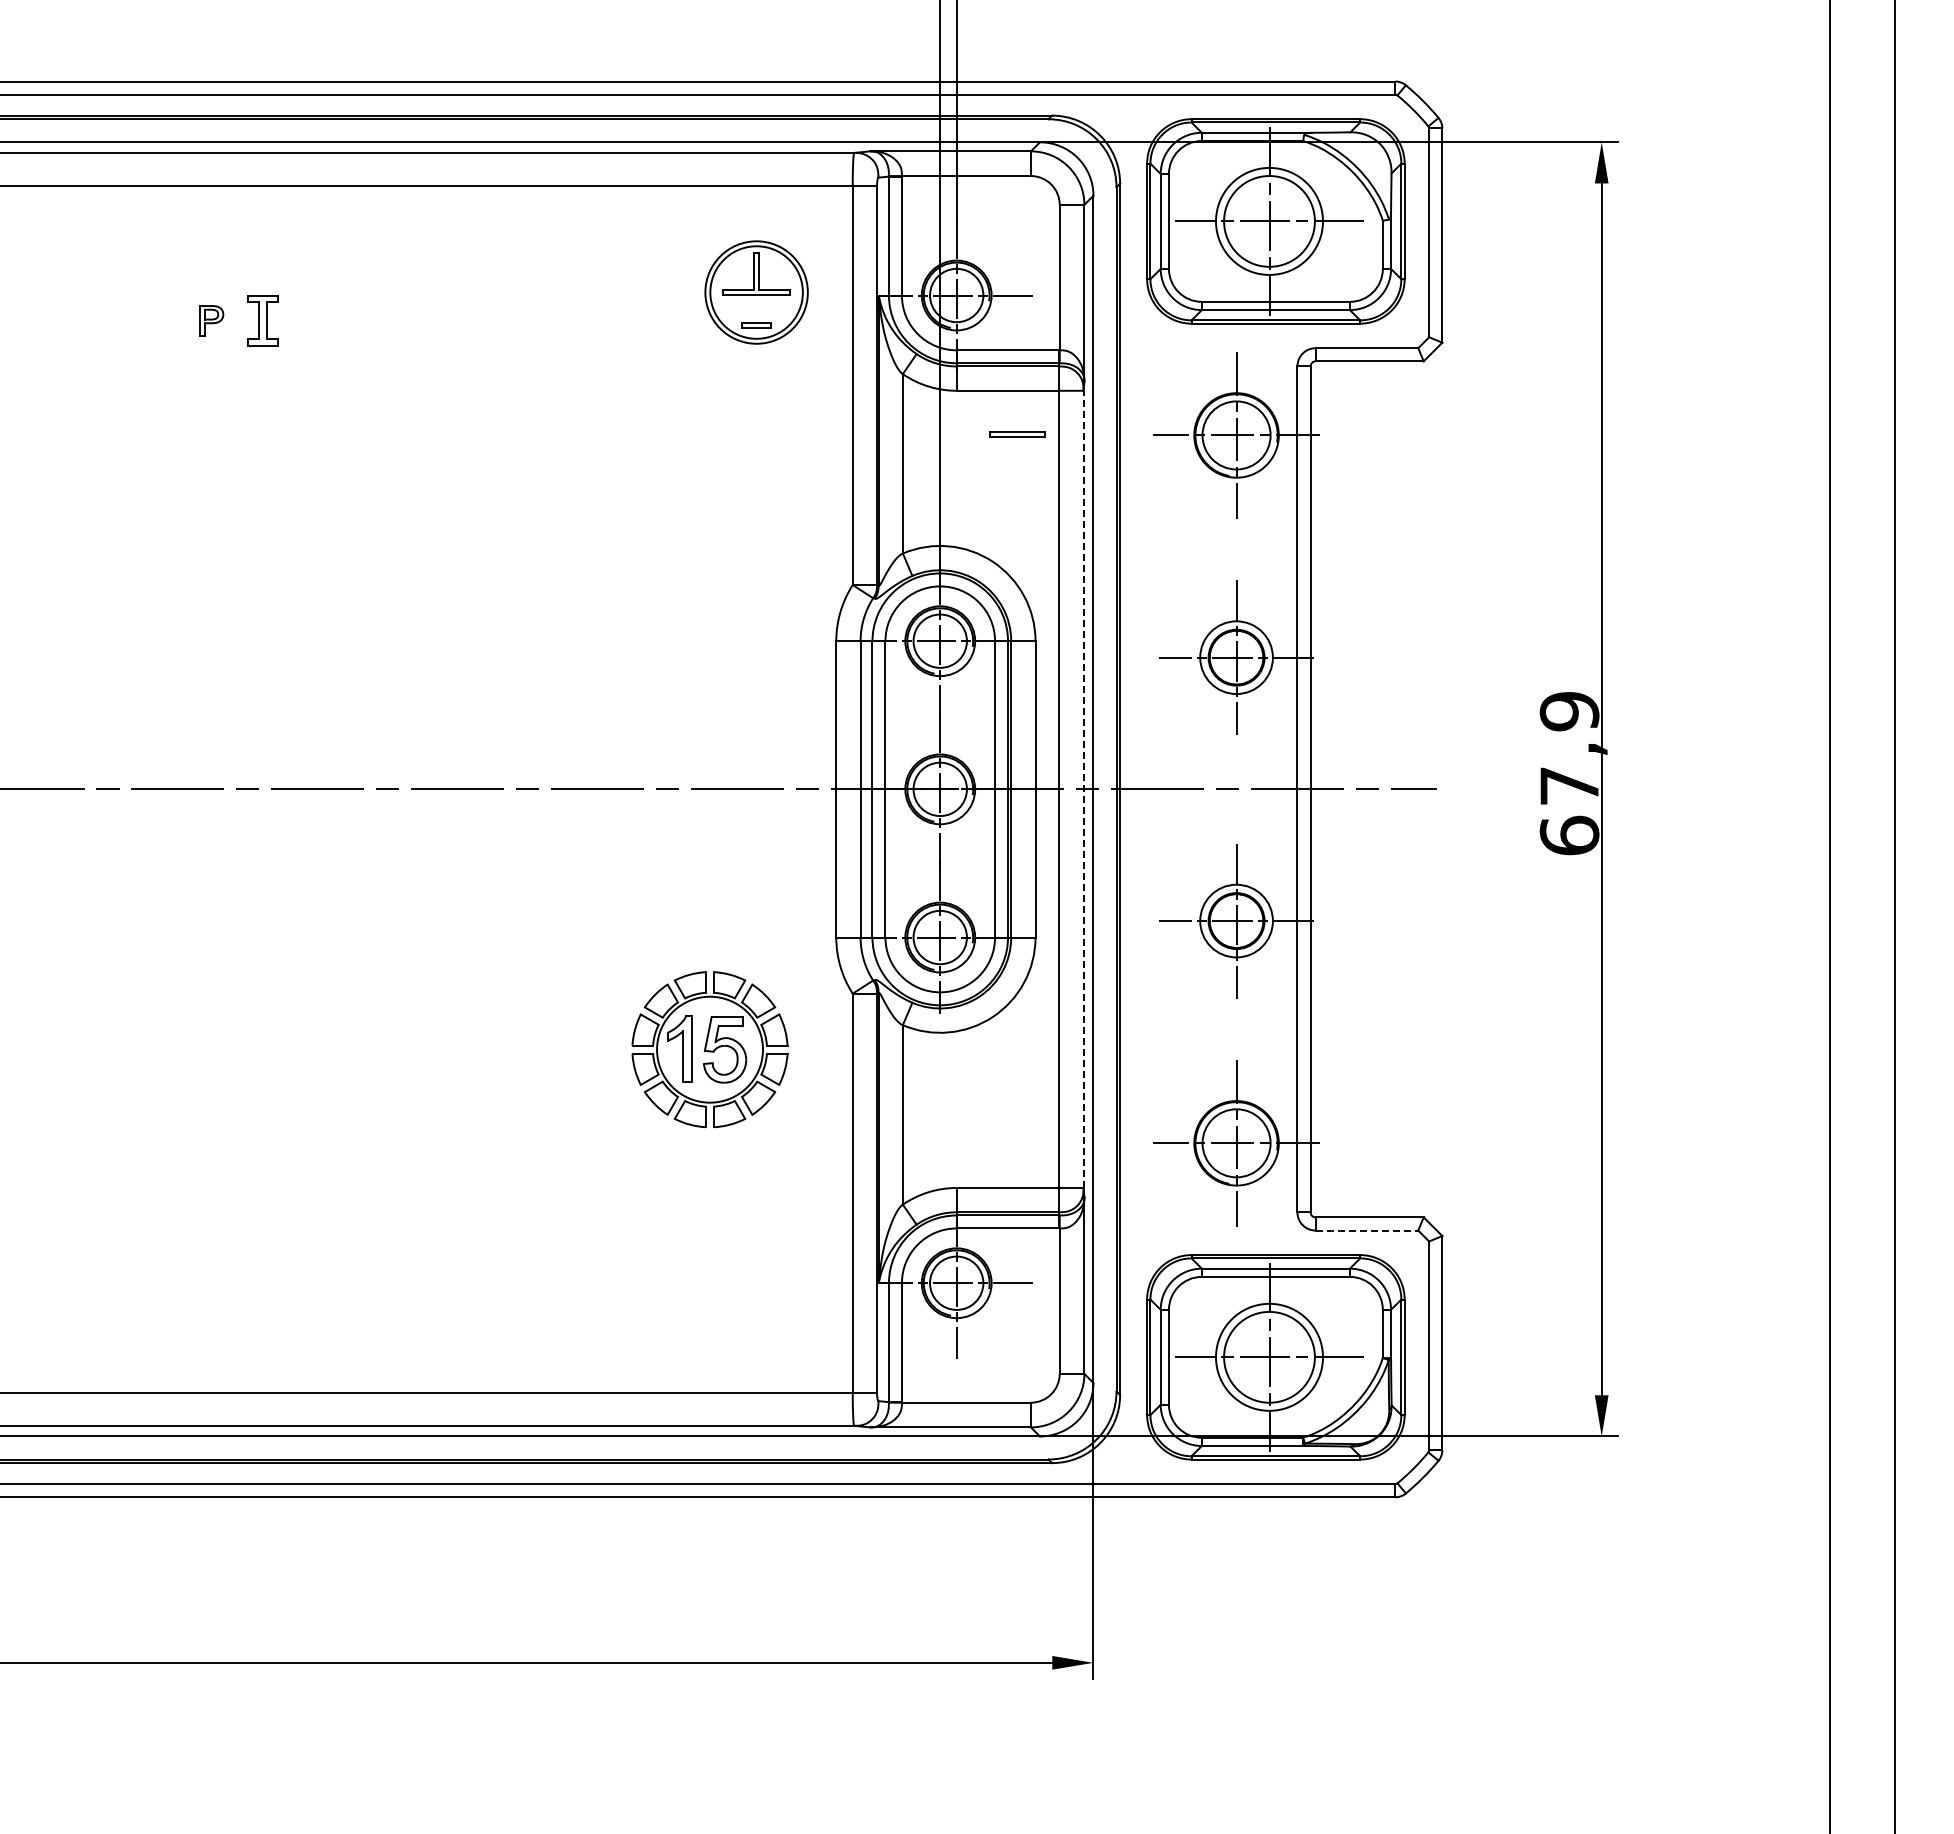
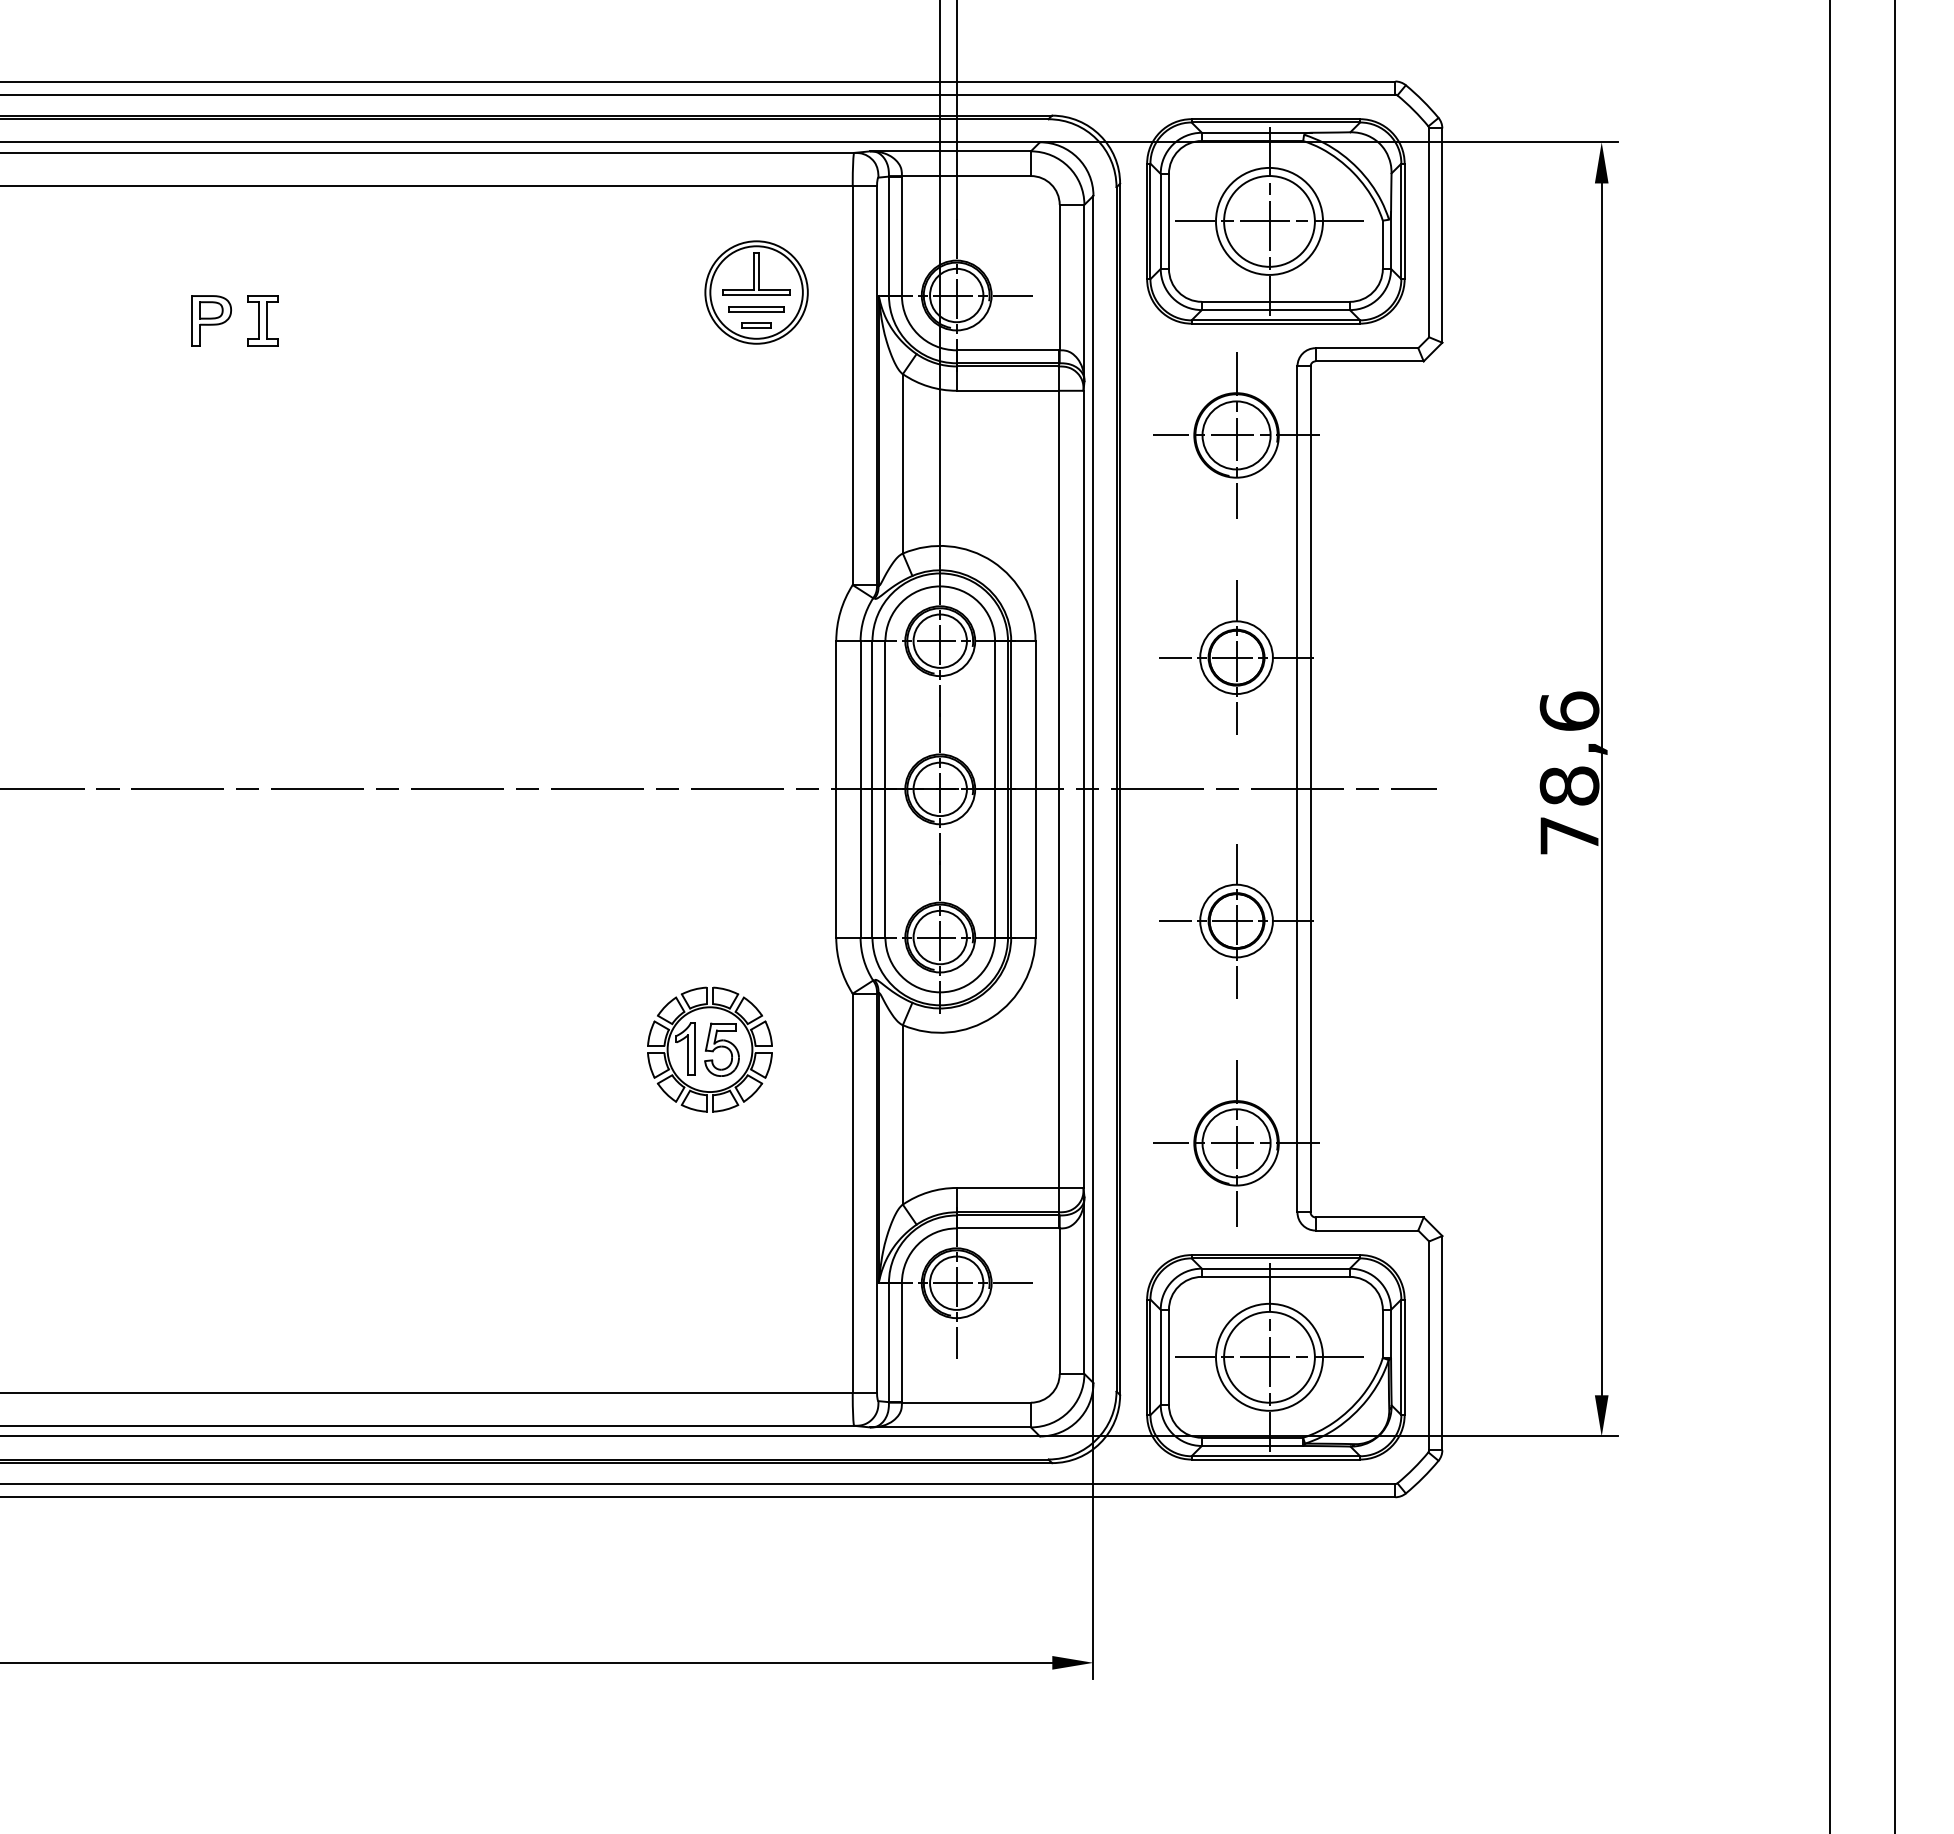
part size: 26x32 px -> 41x52 px (211, 320)
part position: (1017, 434) -> (756, 309) (756, 309)
text: 67,9 -> 78,6 (1569, 773)
line: dashed -> solid (1083, 789)
part size: 158x158 px -> 126x127 px (709, 1049)
line: dashed -> solid (1367, 1230)
